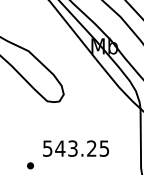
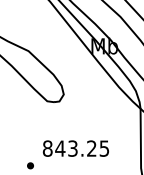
text: 543.25 -> 843.25 (47, 148)
